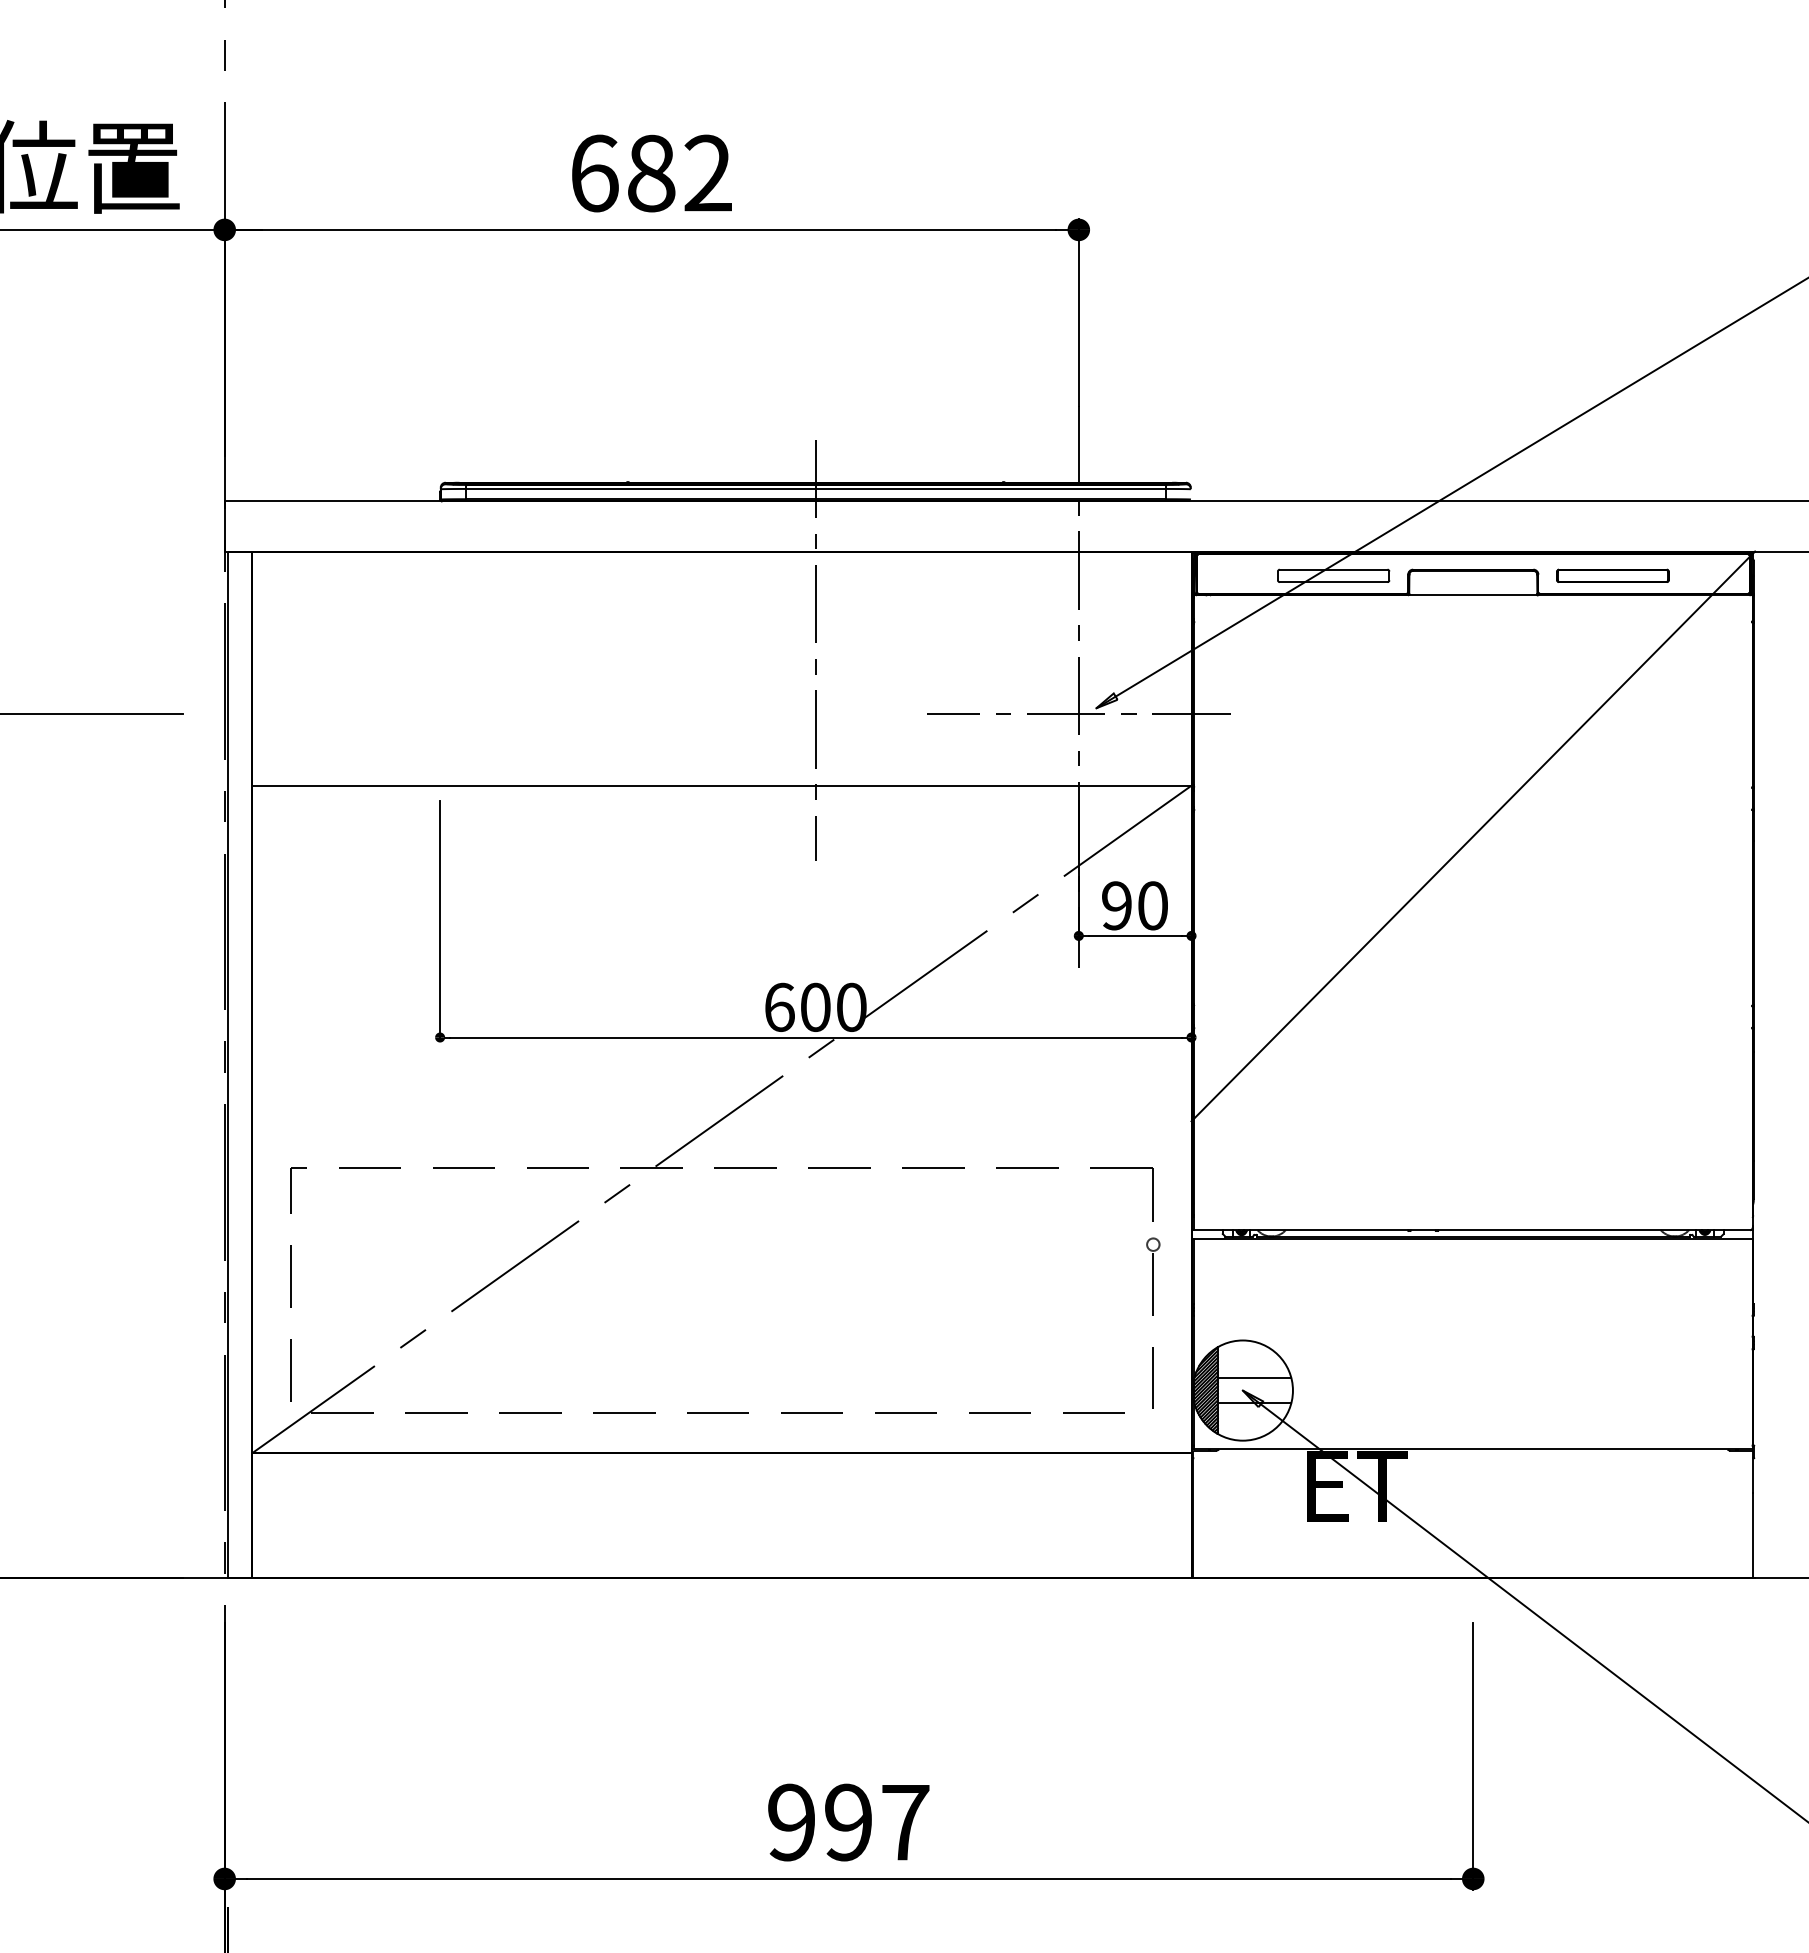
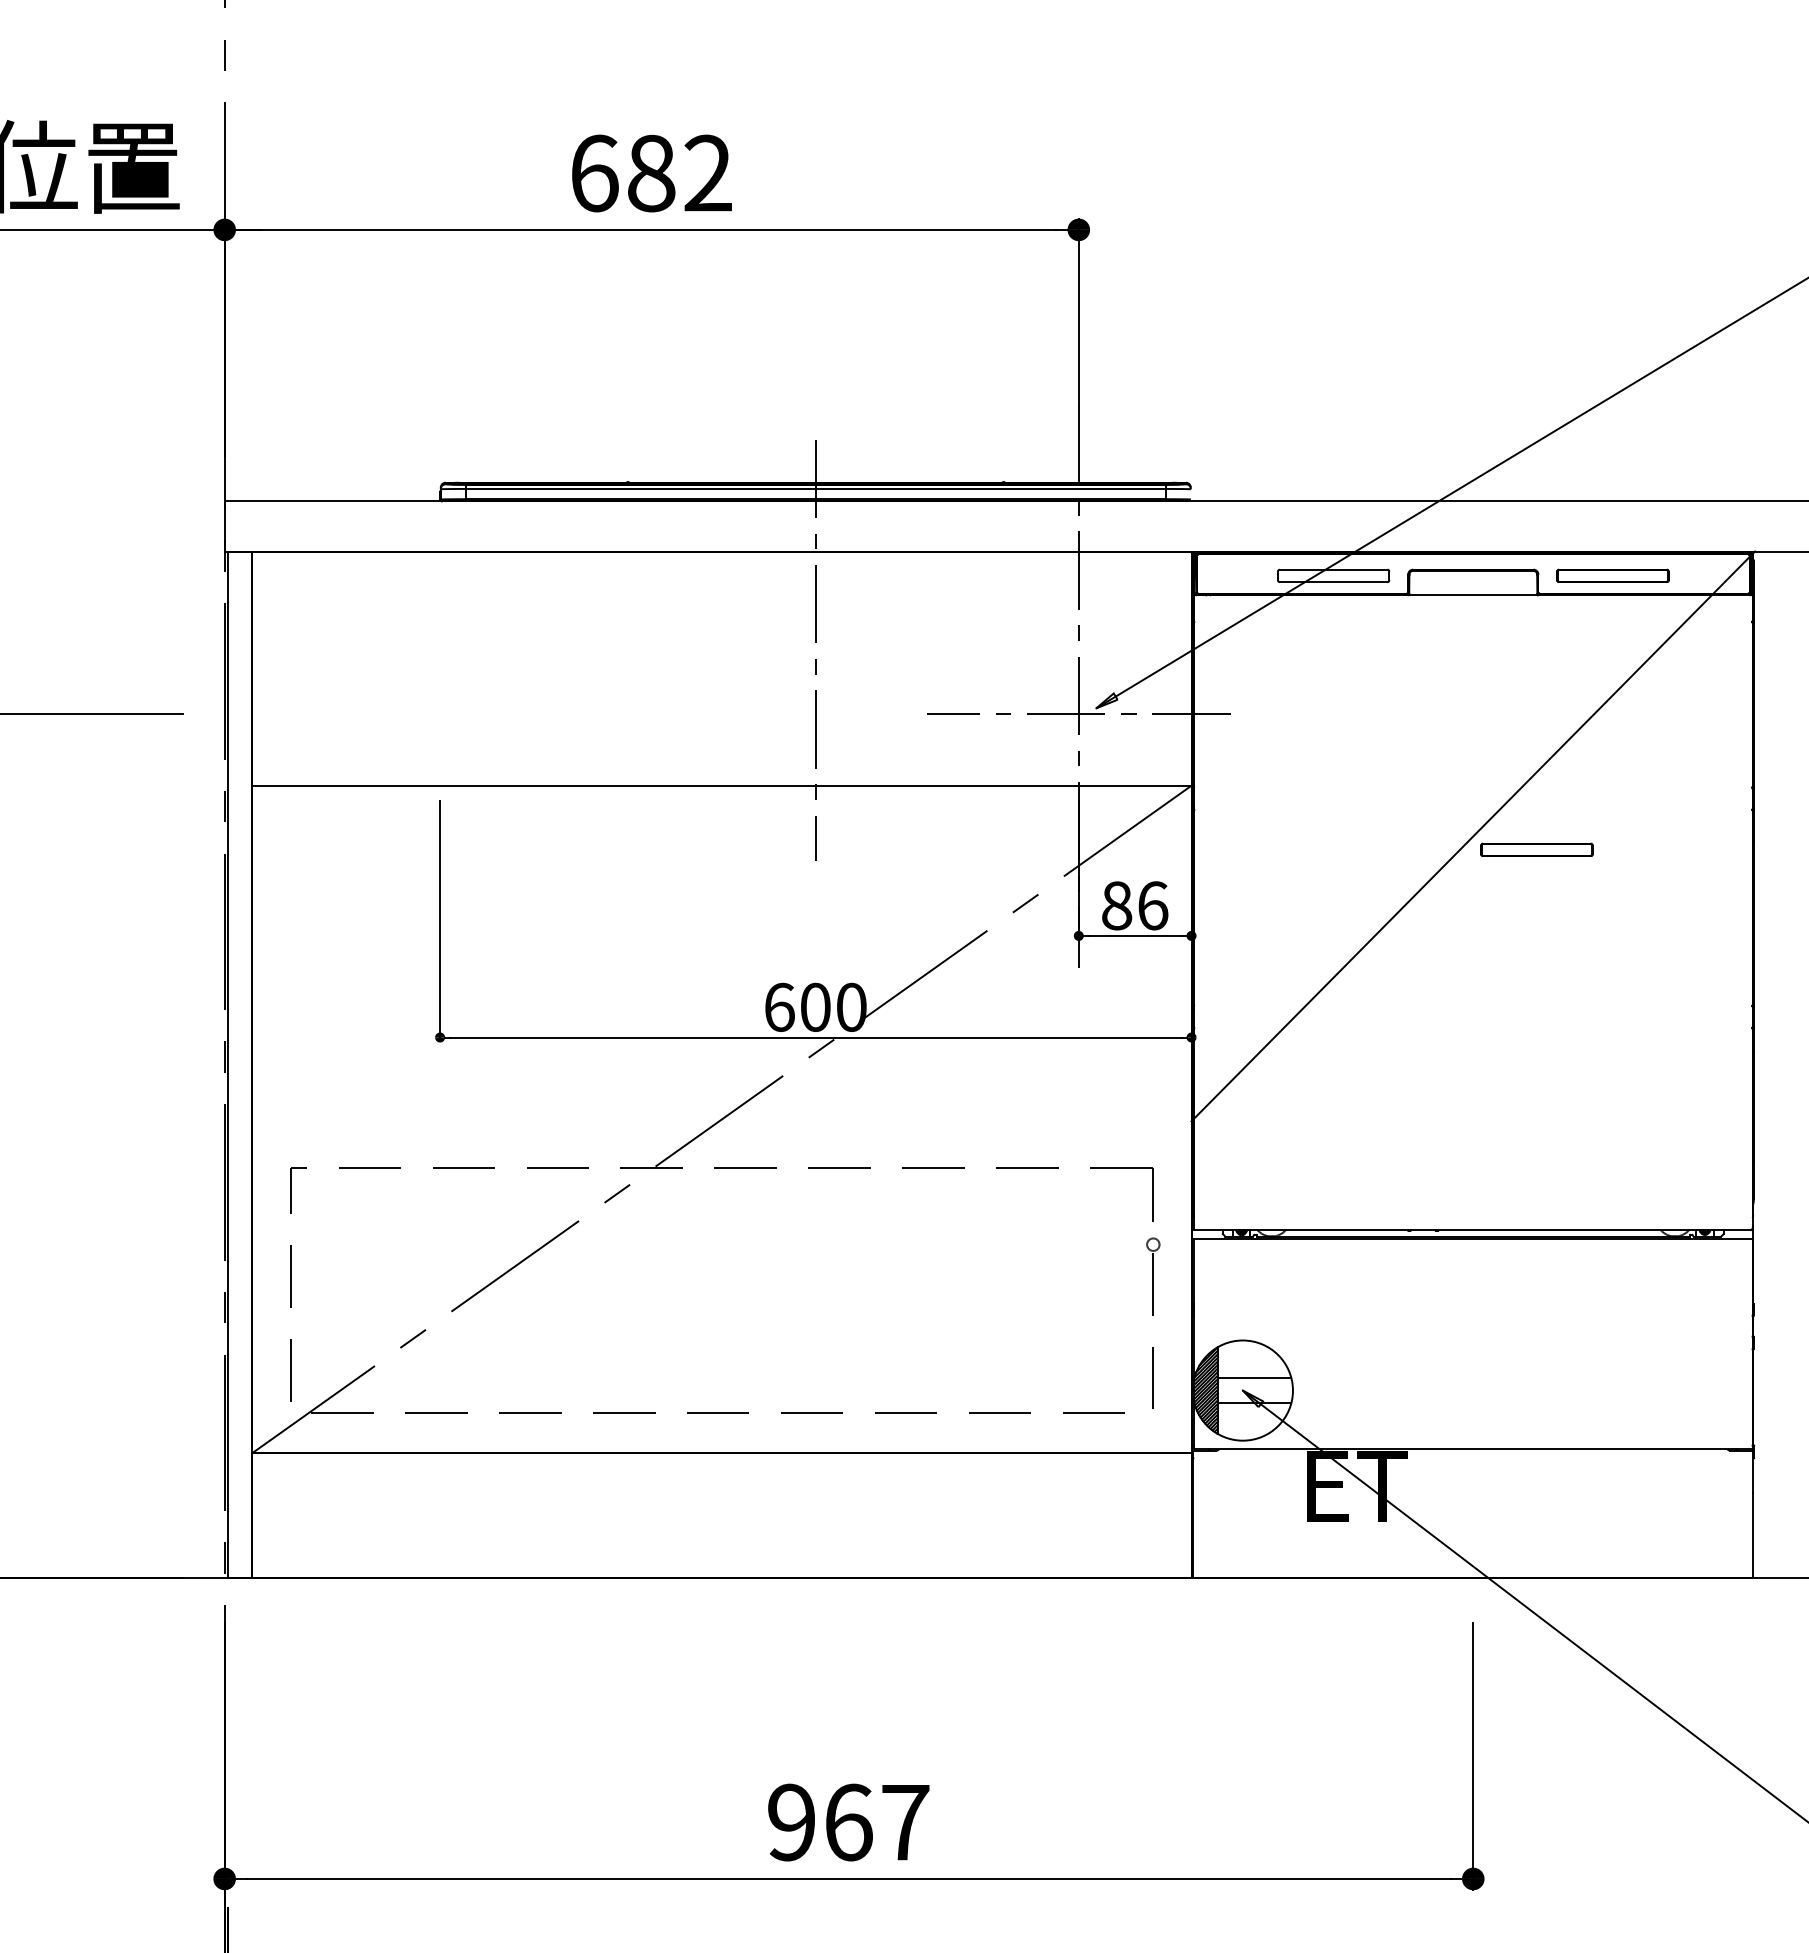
part: none -> present (1536, 849)
text: 90 -> 86 (1135, 905)
text: 997 -> 967 (848, 1822)
